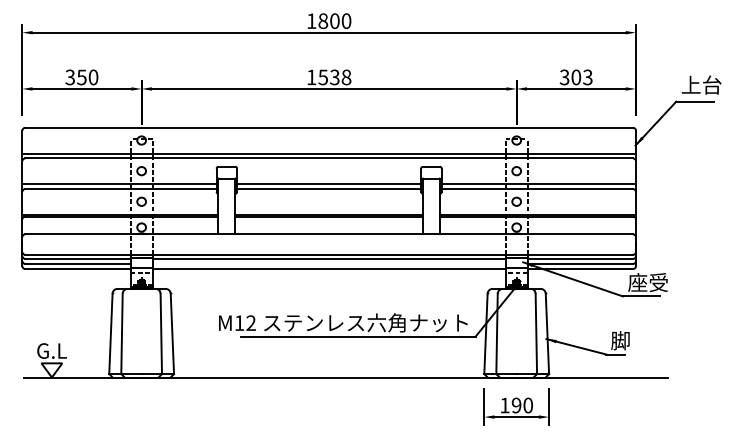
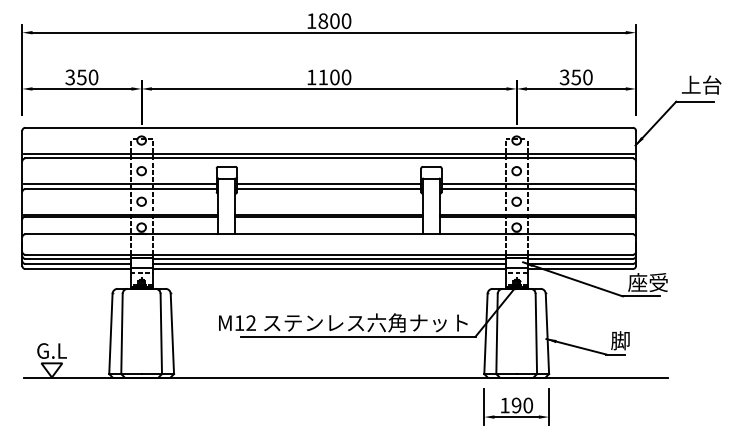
text: 1538 -> 1100 (334, 77)
text: 303 -> 350 (581, 77)
line: none -> present (328, 263)
